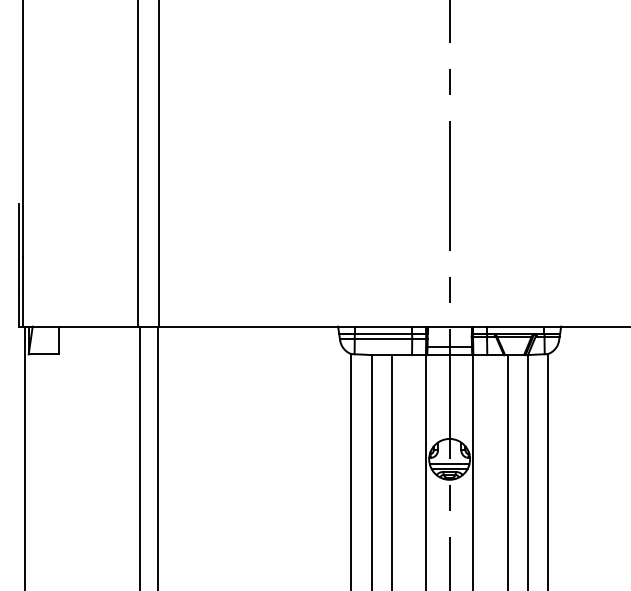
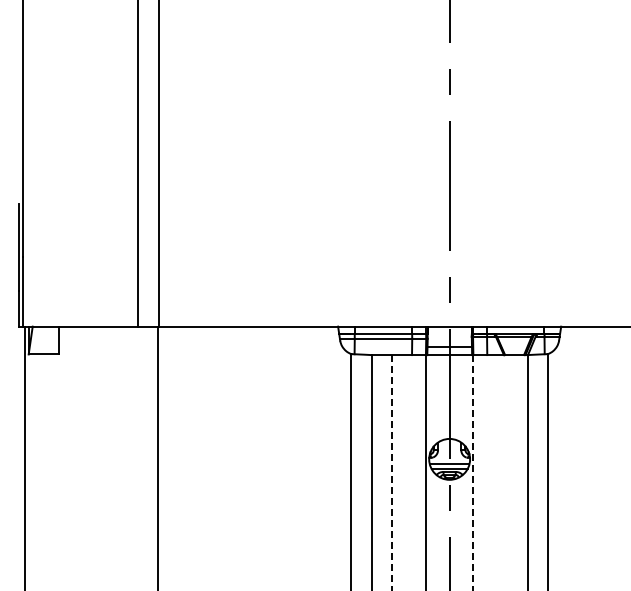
line: present -> none (140, 456)
line: present -> none (507, 471)
line: solid -> dashed (391, 472)
line: solid -> dashed (472, 472)
